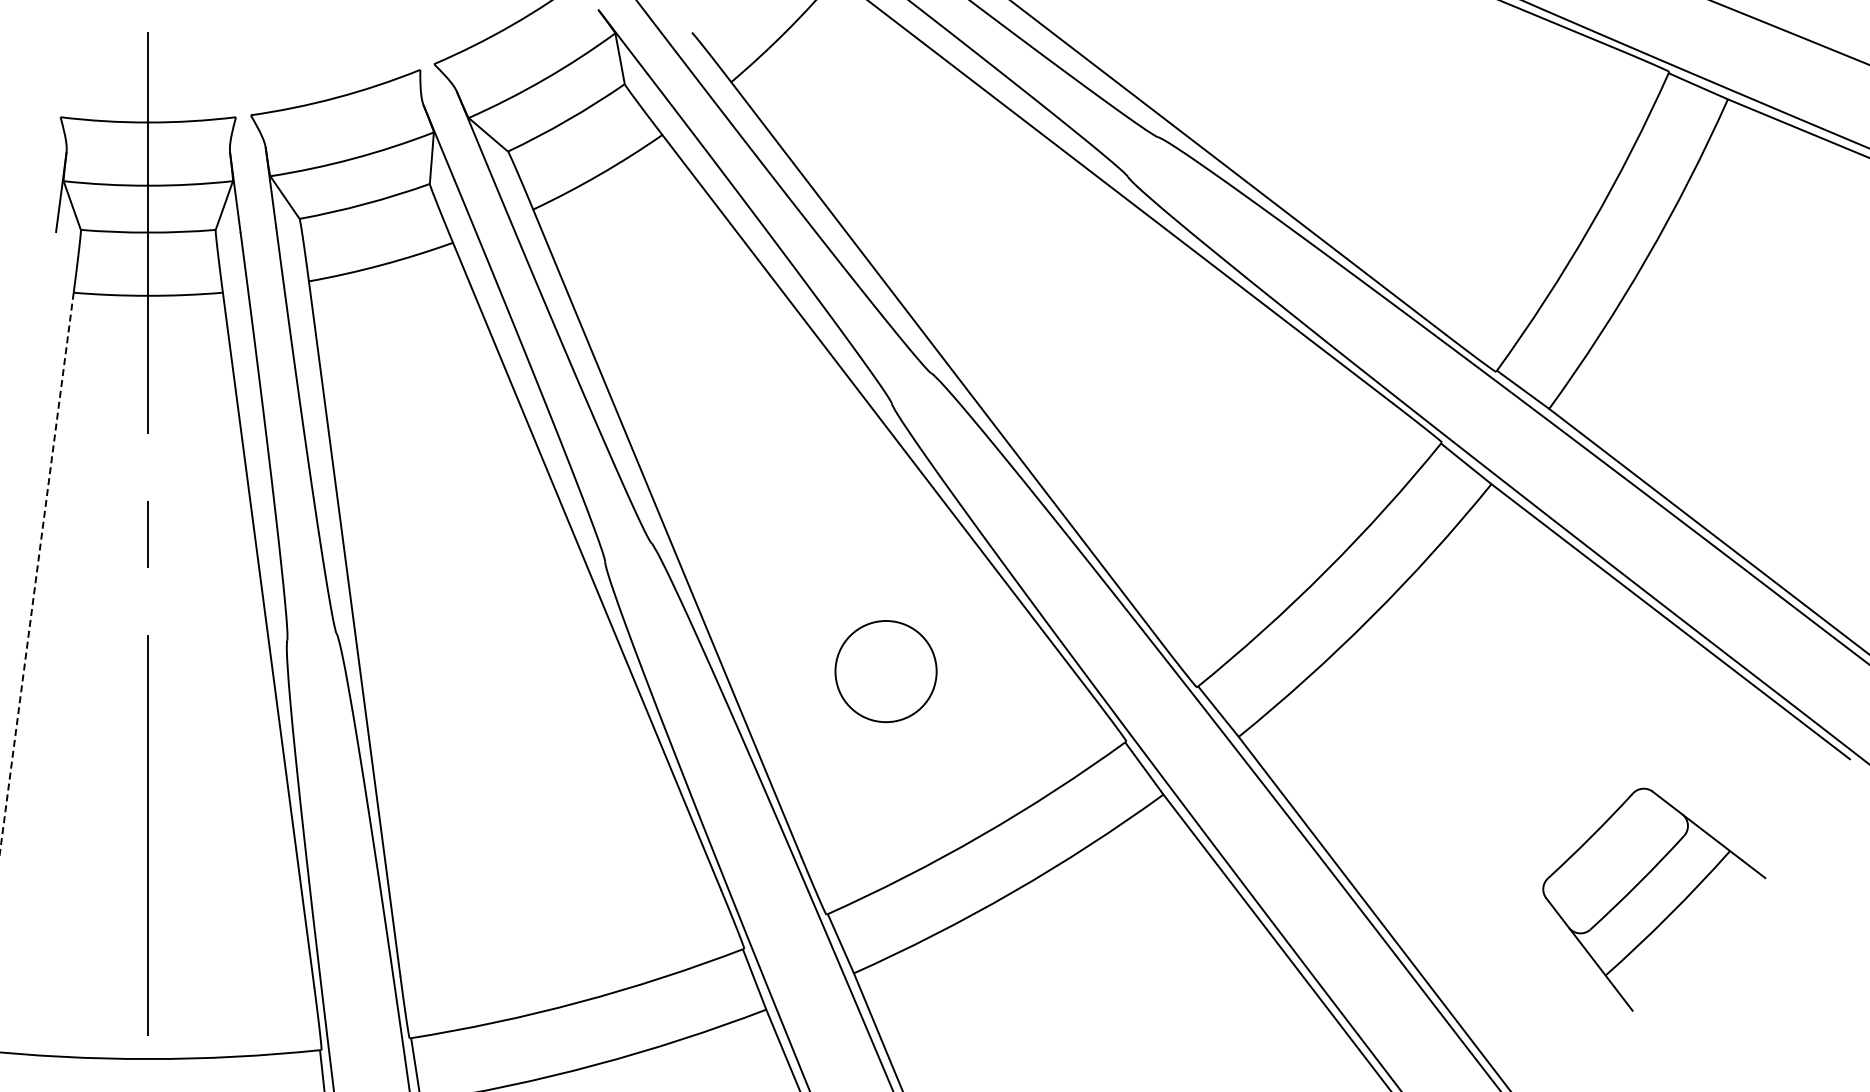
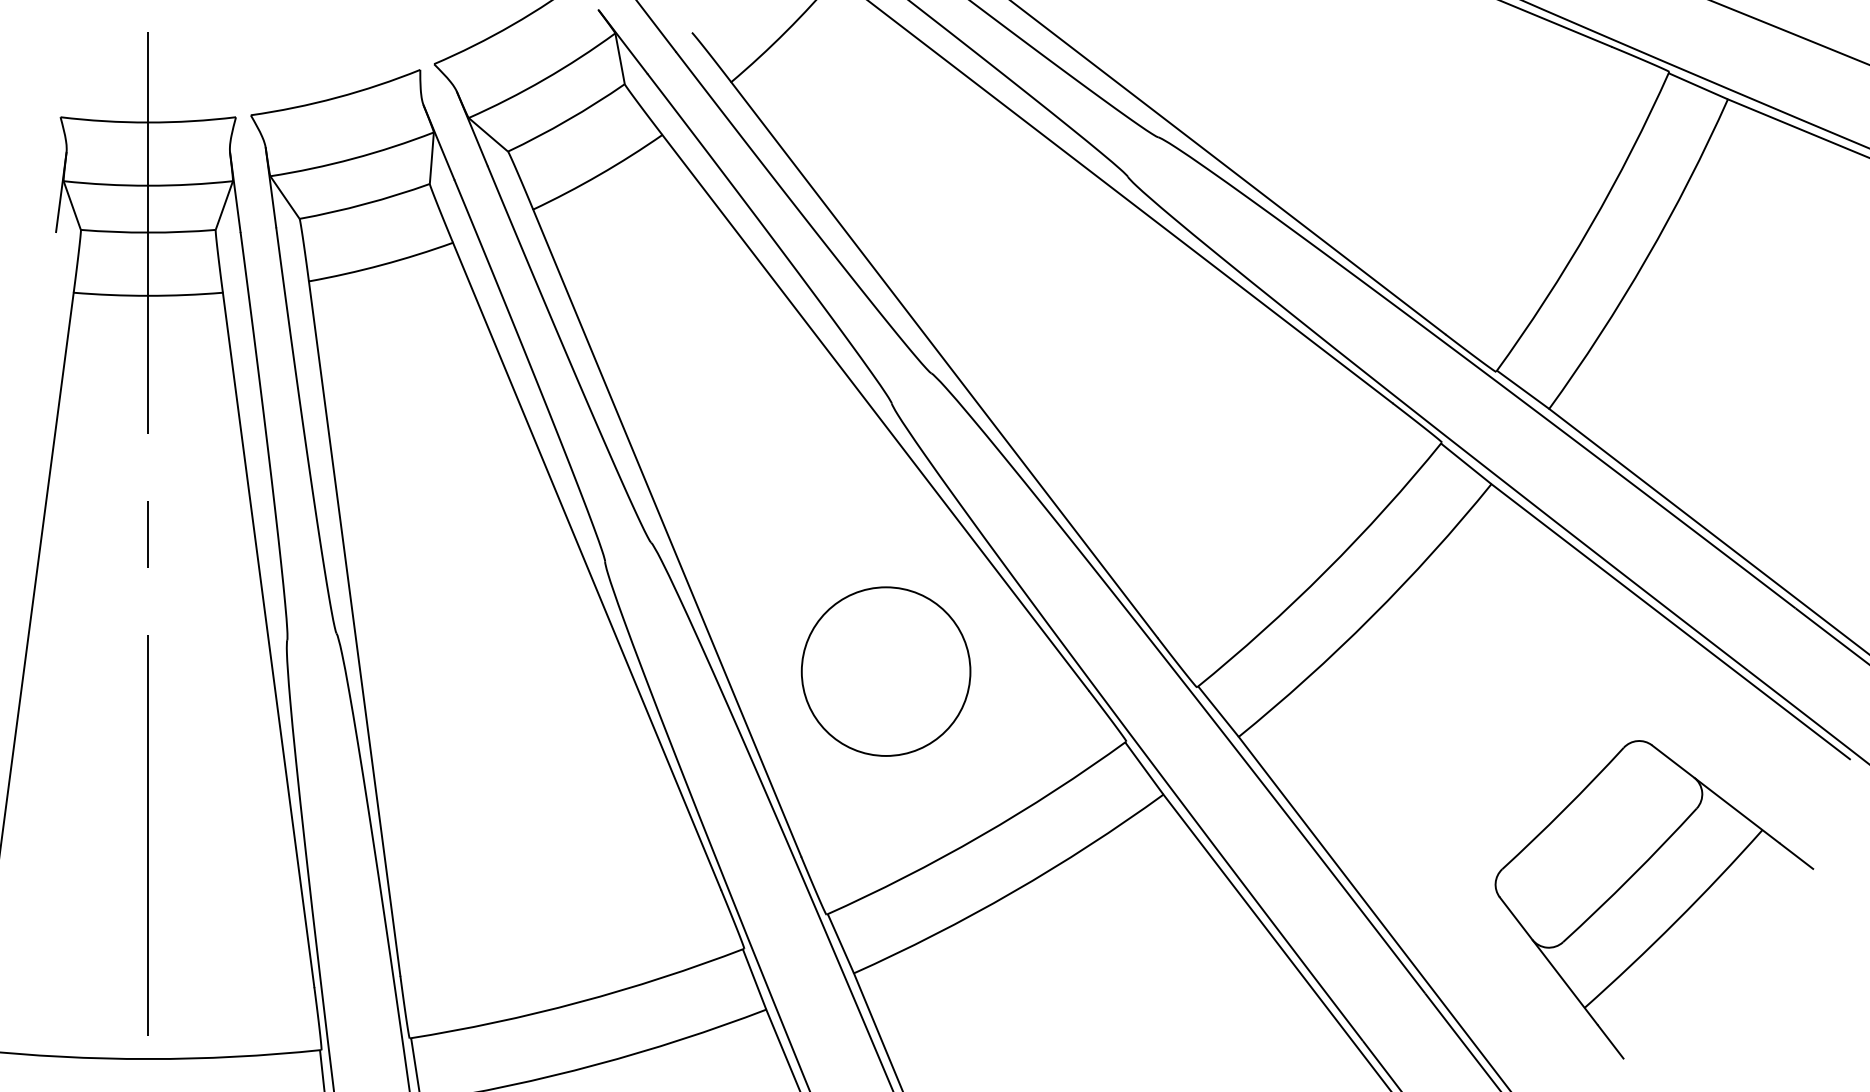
line: dashed -> solid (36, 573)
circle size: 104x104 px -> 172x171 px (885, 671)
part size: 225x225 px -> 321x320 px (1654, 899)
